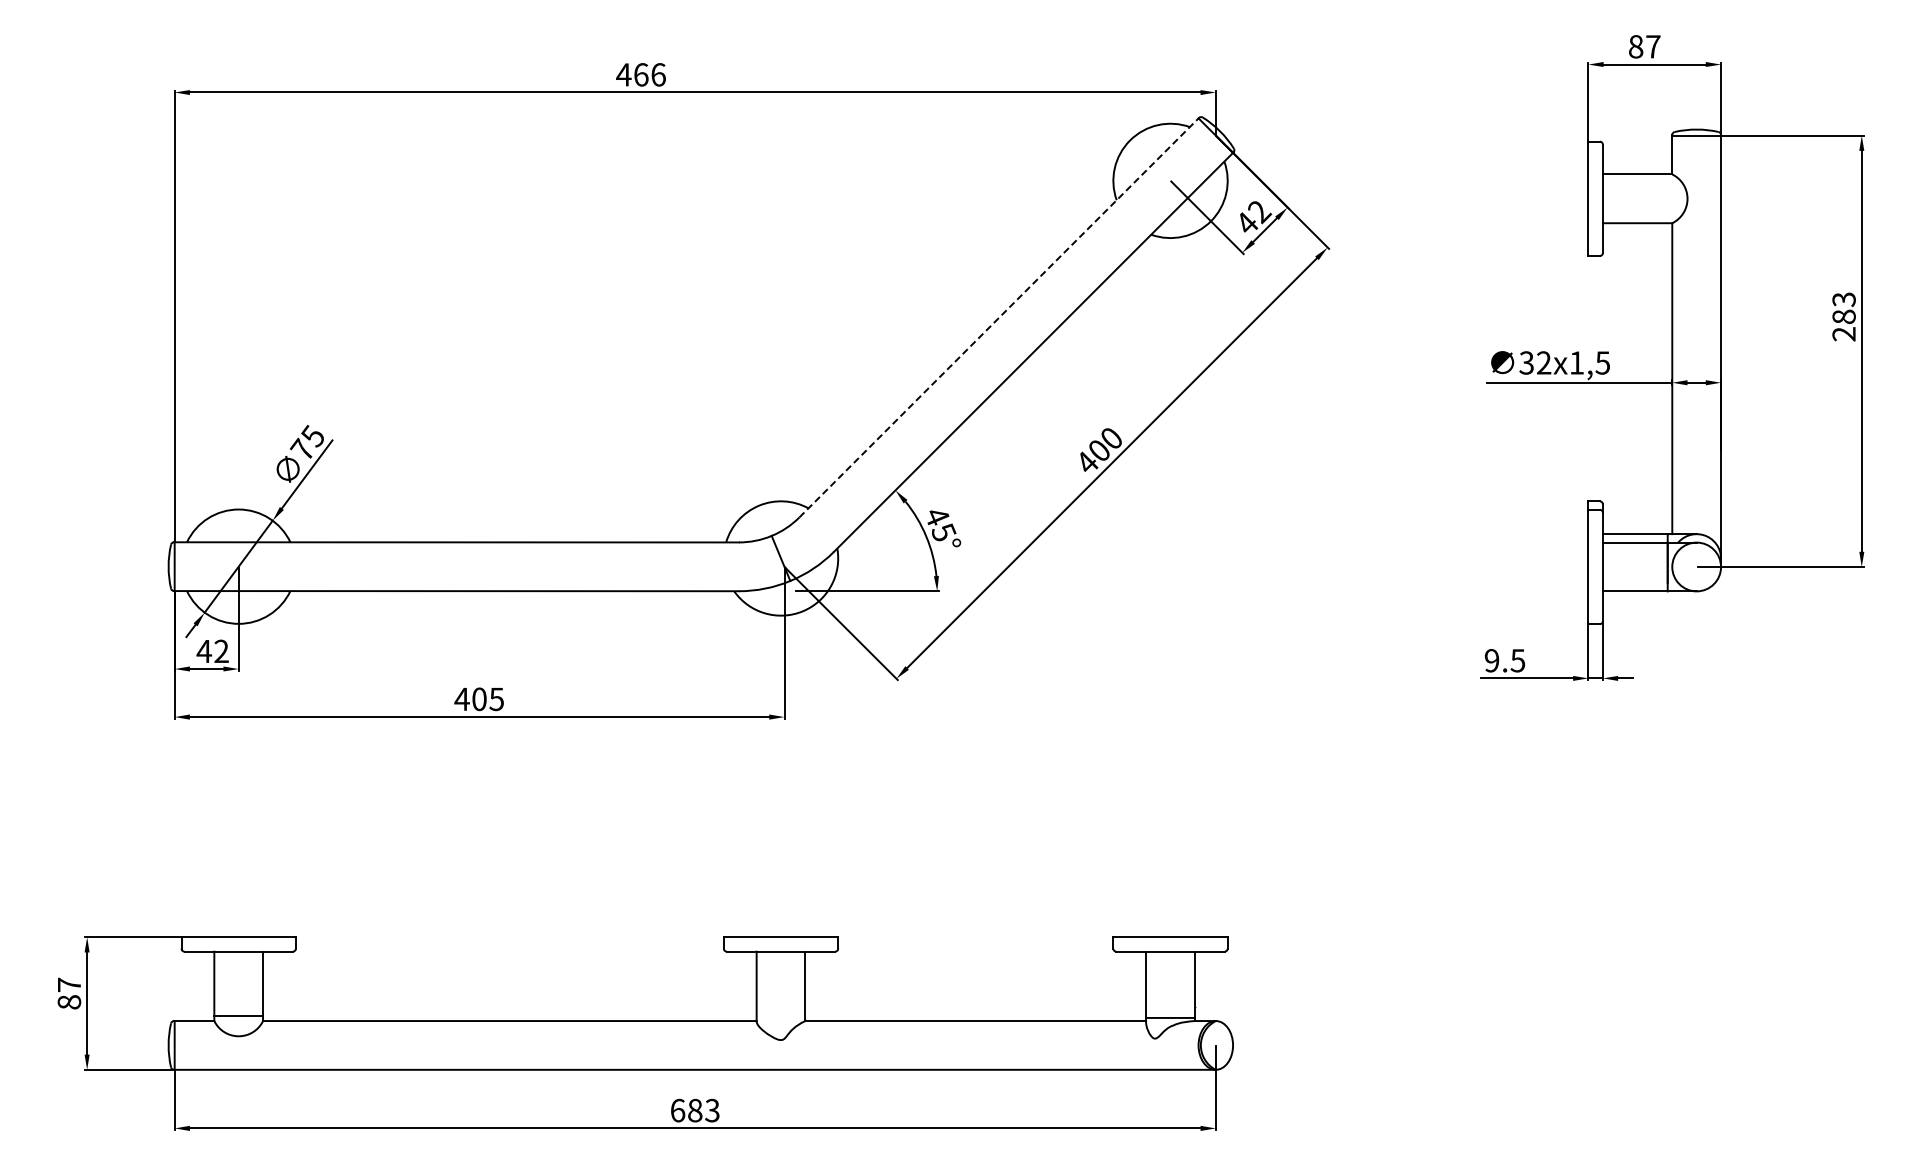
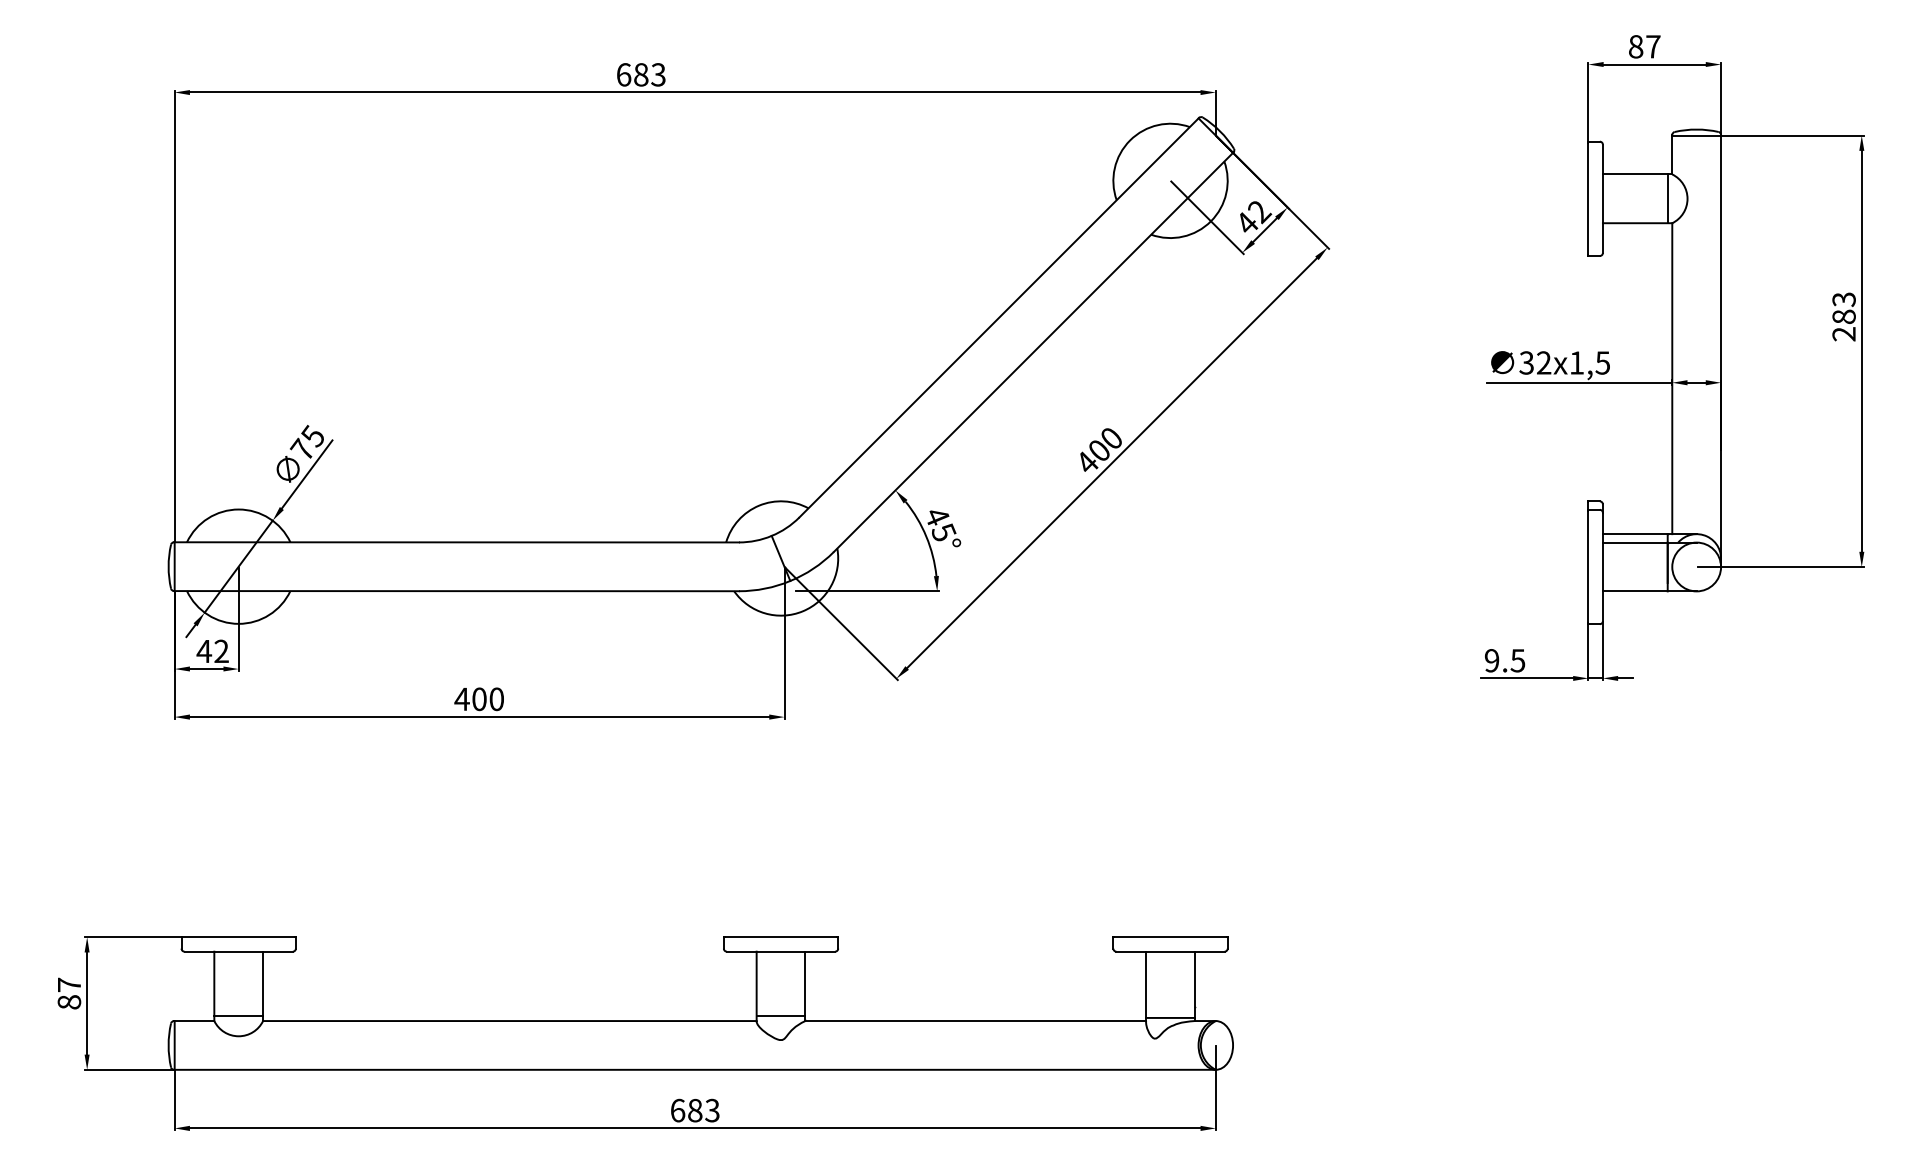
text: 466 -> 683 (640, 74)
line: none -> present (1667, 198)
line: dashed -> solid (999, 317)
text: 405 -> 400 (496, 699)
line: none -> present (780, 1016)
